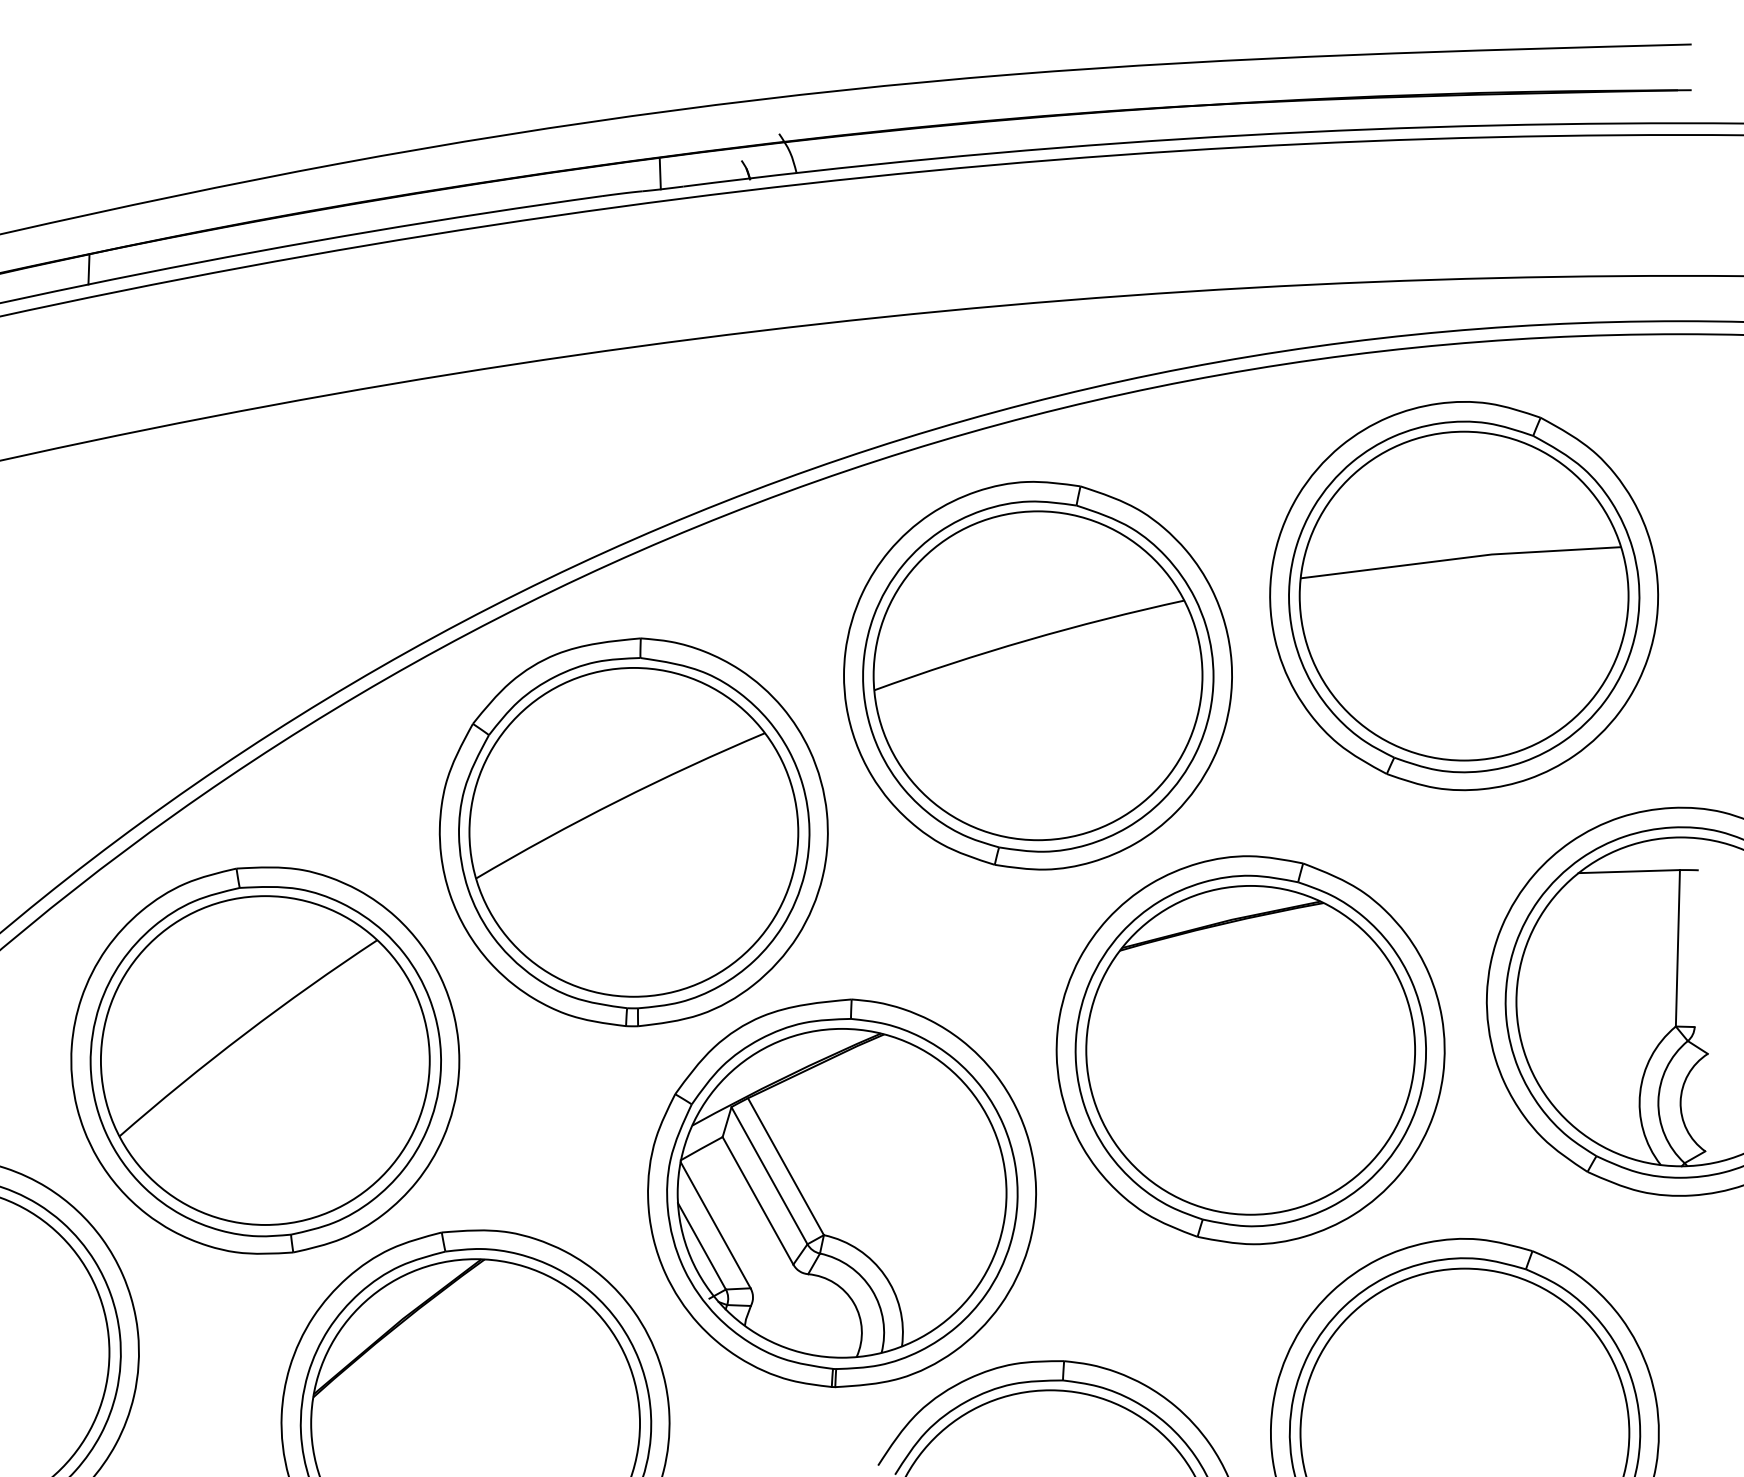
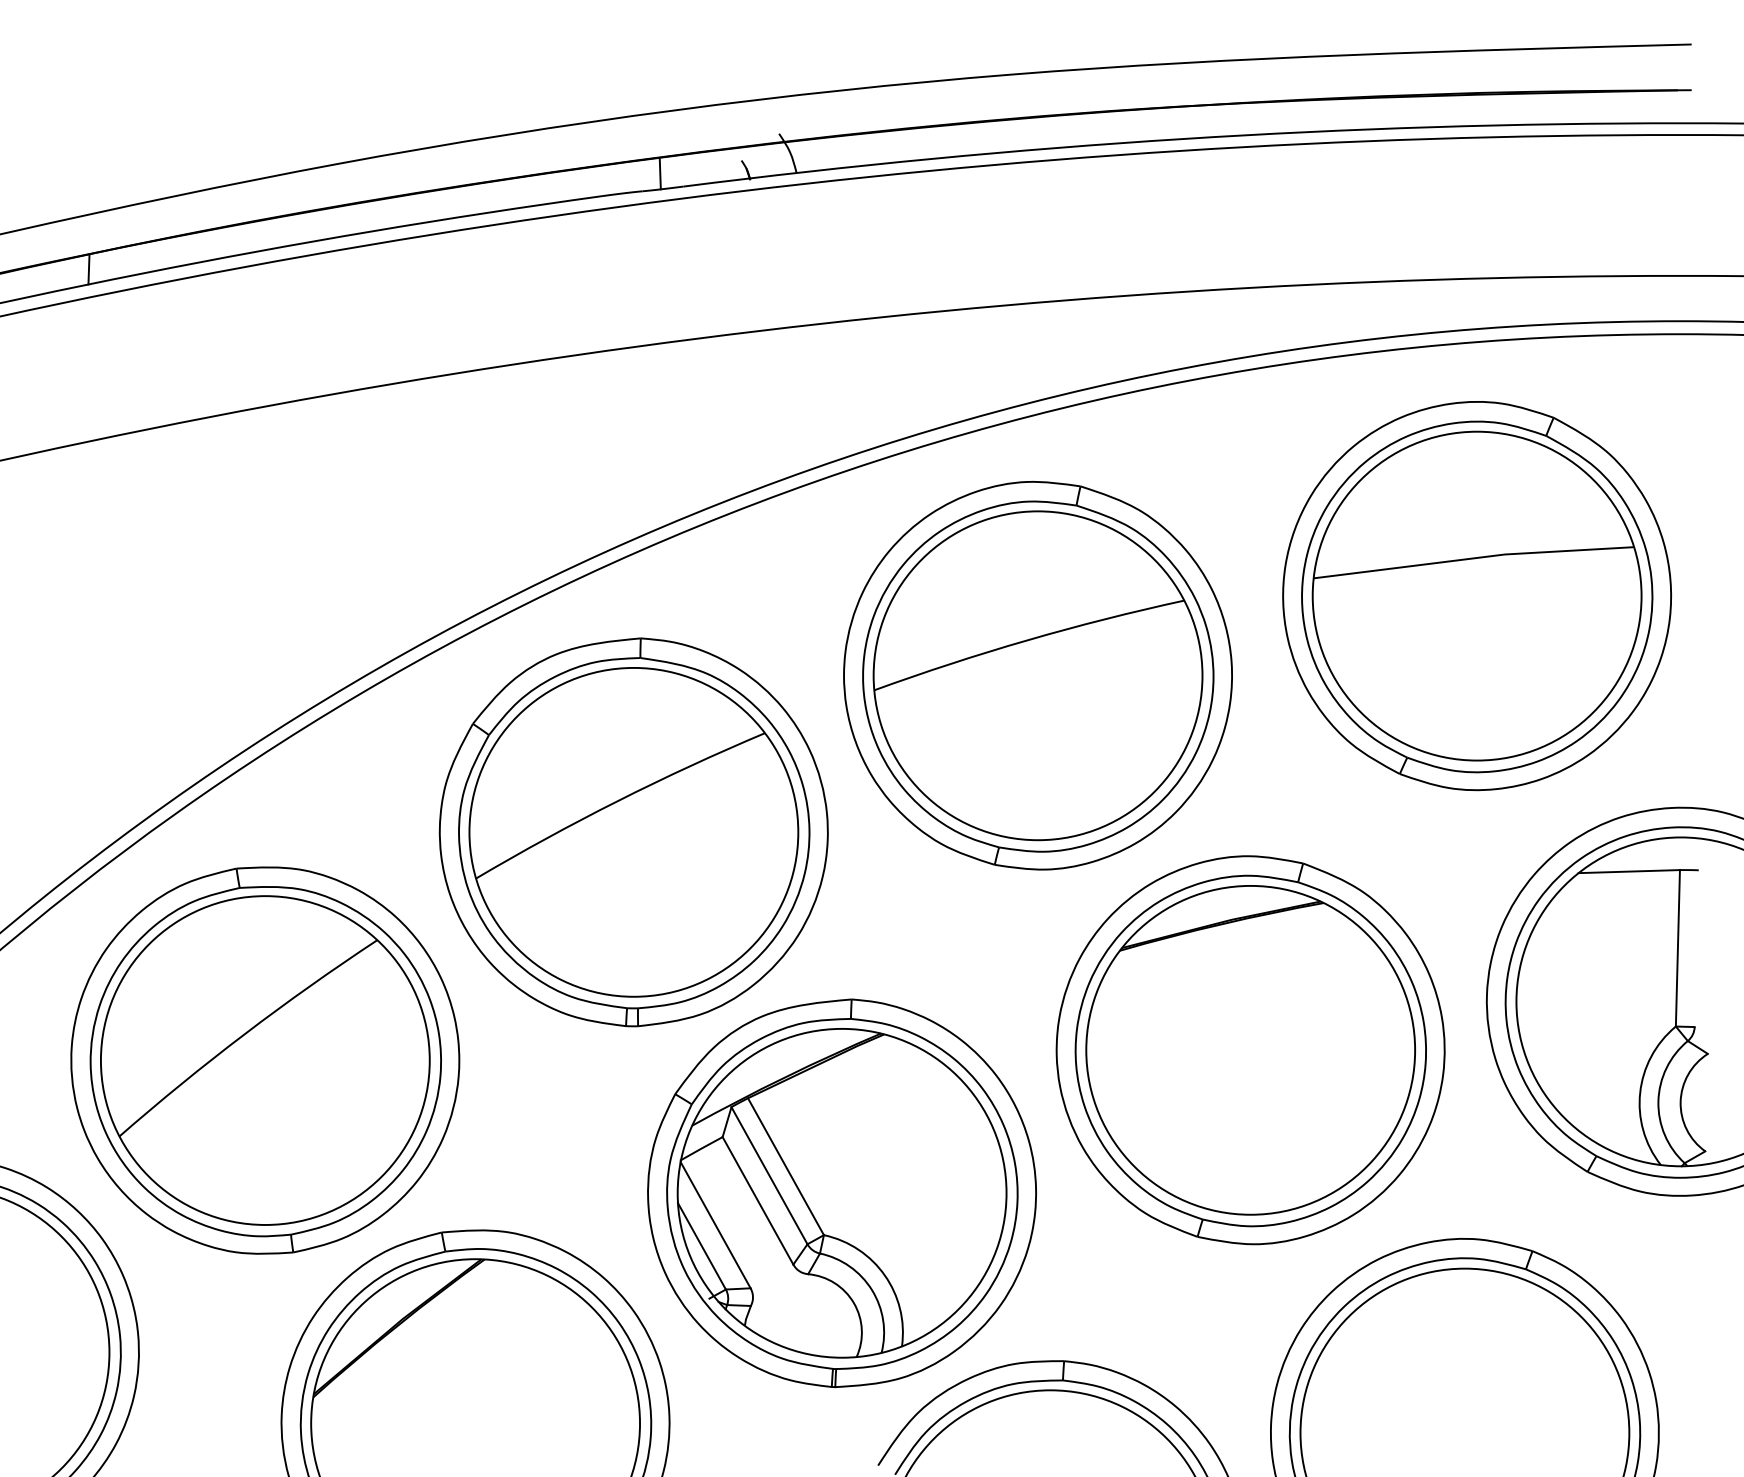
part position: (1463, 596) -> (1476, 596) (1476, 596)
